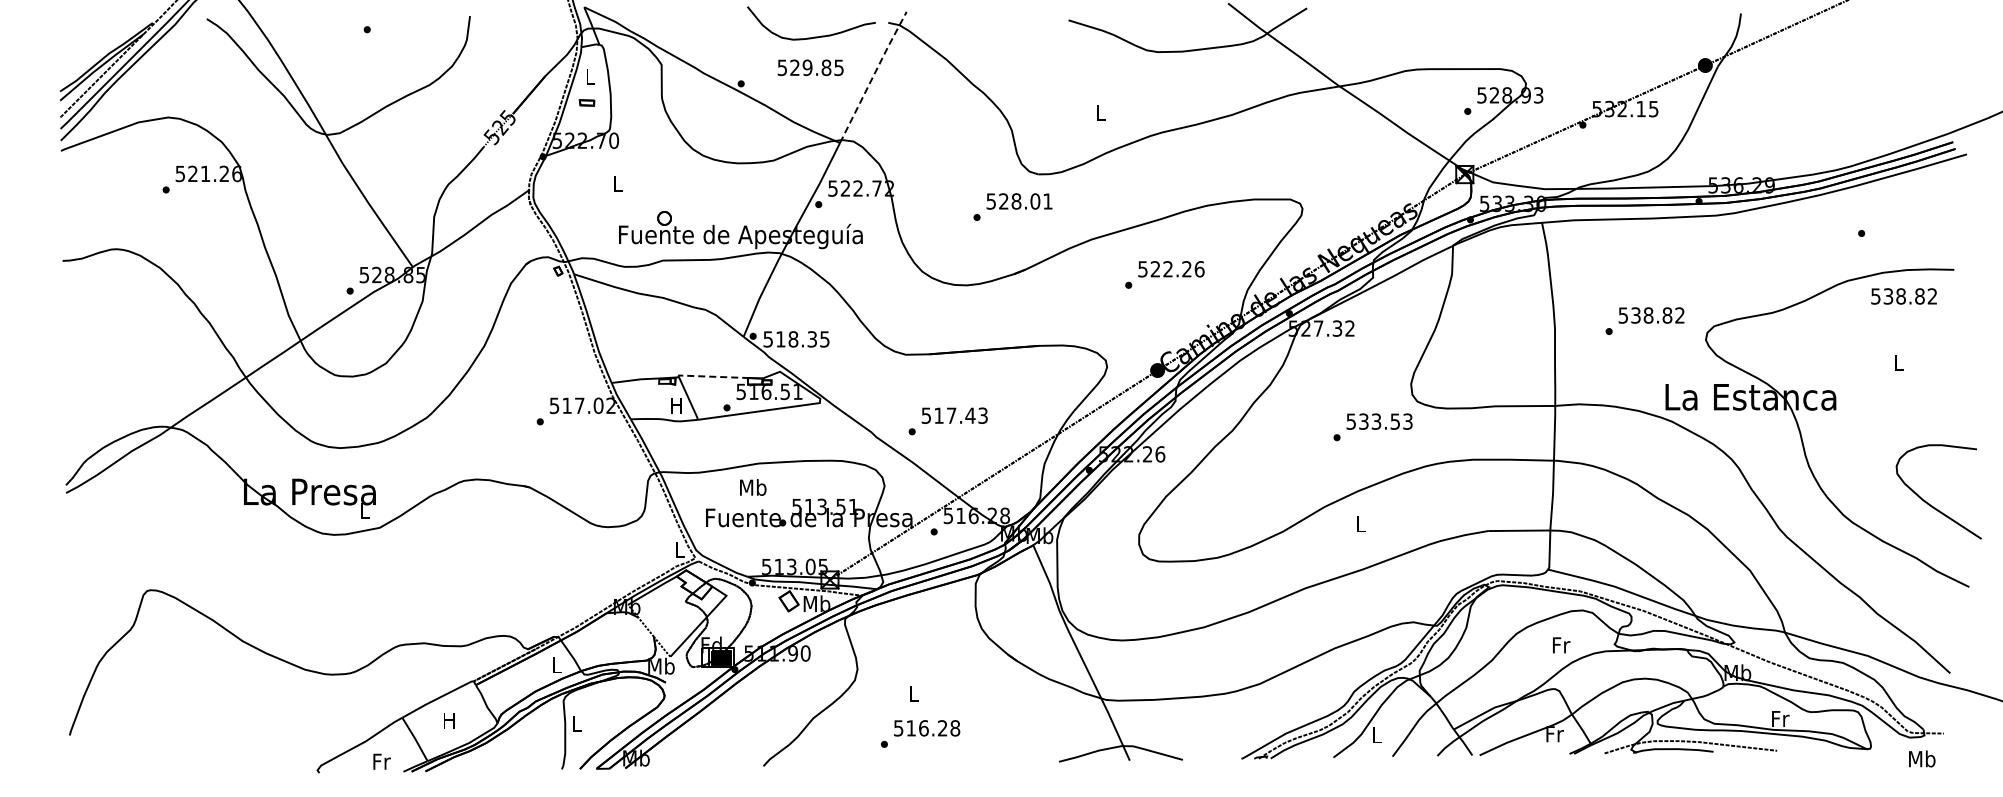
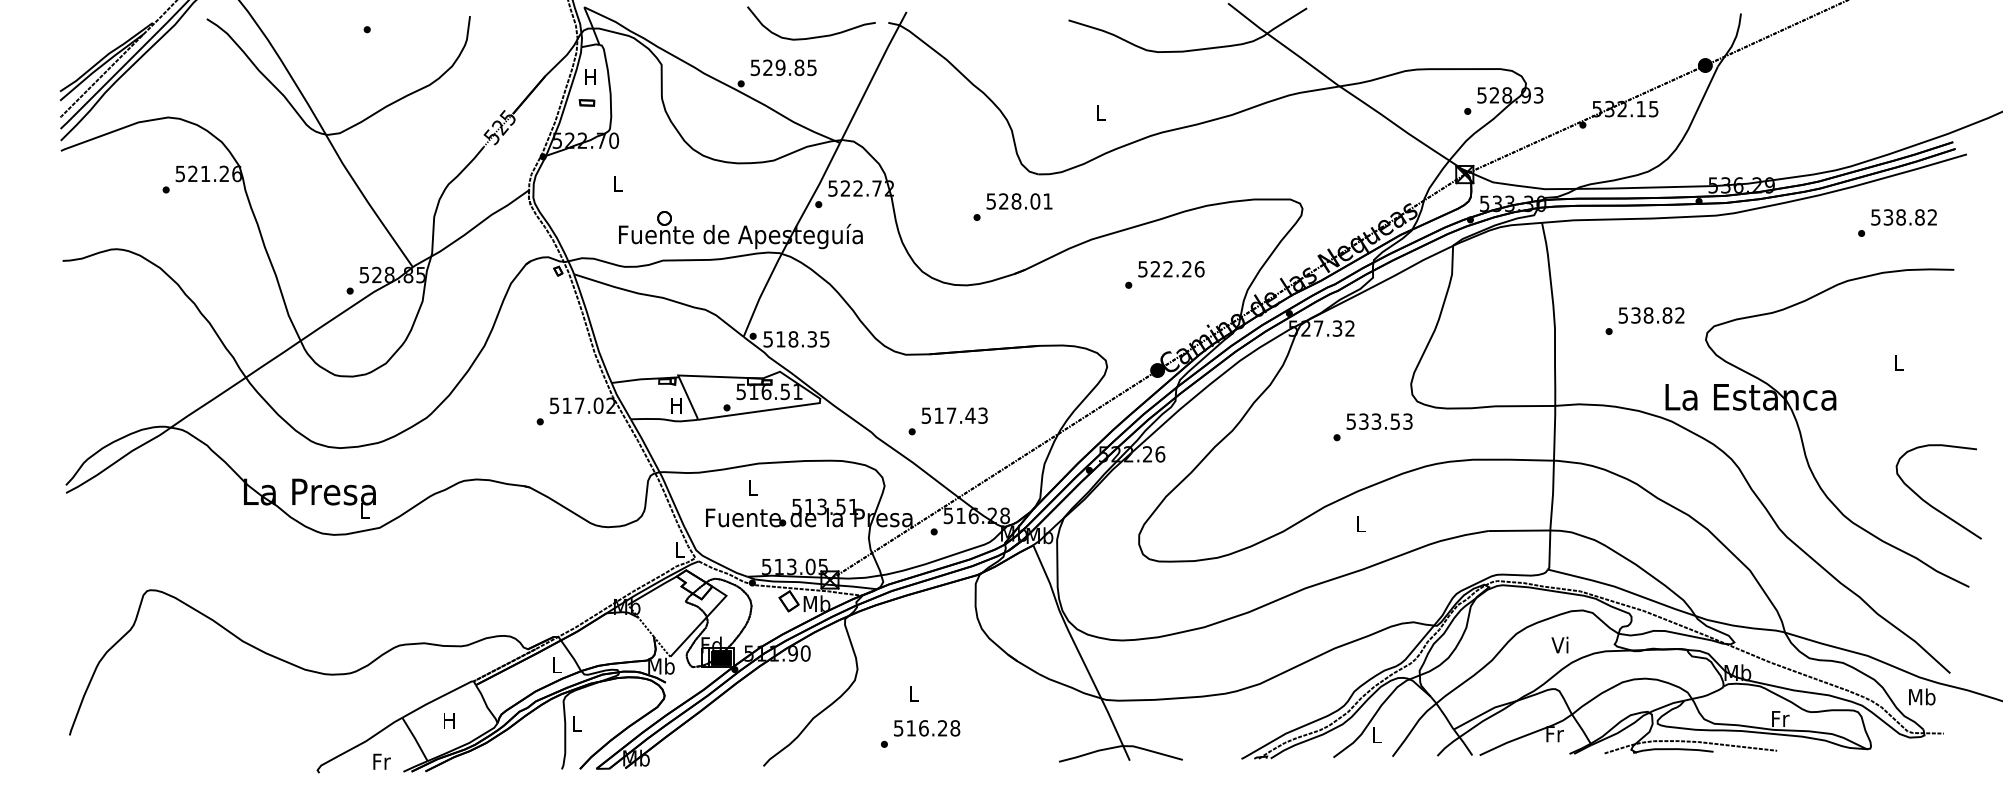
text position: (810, 67) -> (783, 67) (783, 67)
text: L -> H (590, 76)
line: dashed -> solid (873, 76)
text position: (1903, 296) -> (1903, 217) (1903, 217)
line: dashed -> solid (713, 376)
text: Mb -> L (753, 487)
text: Fr -> Vi (1560, 644)
text position: (1922, 758) -> (1922, 696) (1922, 696)
